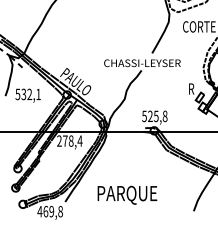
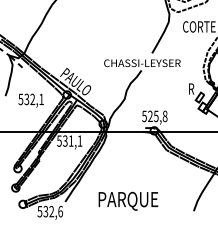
text position: (27, 95) -> (30, 100) (30, 100)
text: 278,4 -> 531,1 (69, 140)
text position: (127, 194) -> (128, 200) (128, 200)
text: 469,8 -> 532,6 (49, 211)
